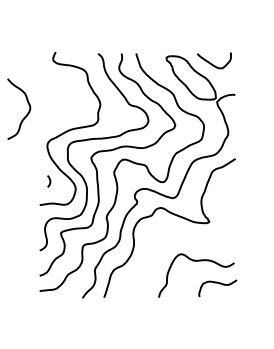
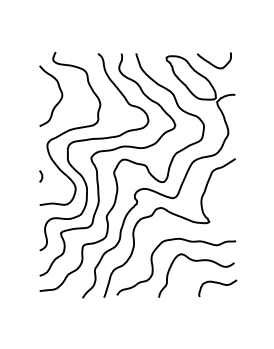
curve position: (27, 112) -> (59, 99) (59, 99)
curve position: (49, 181) -> (41, 176) (41, 176)
curve: none -> present (153, 266)
